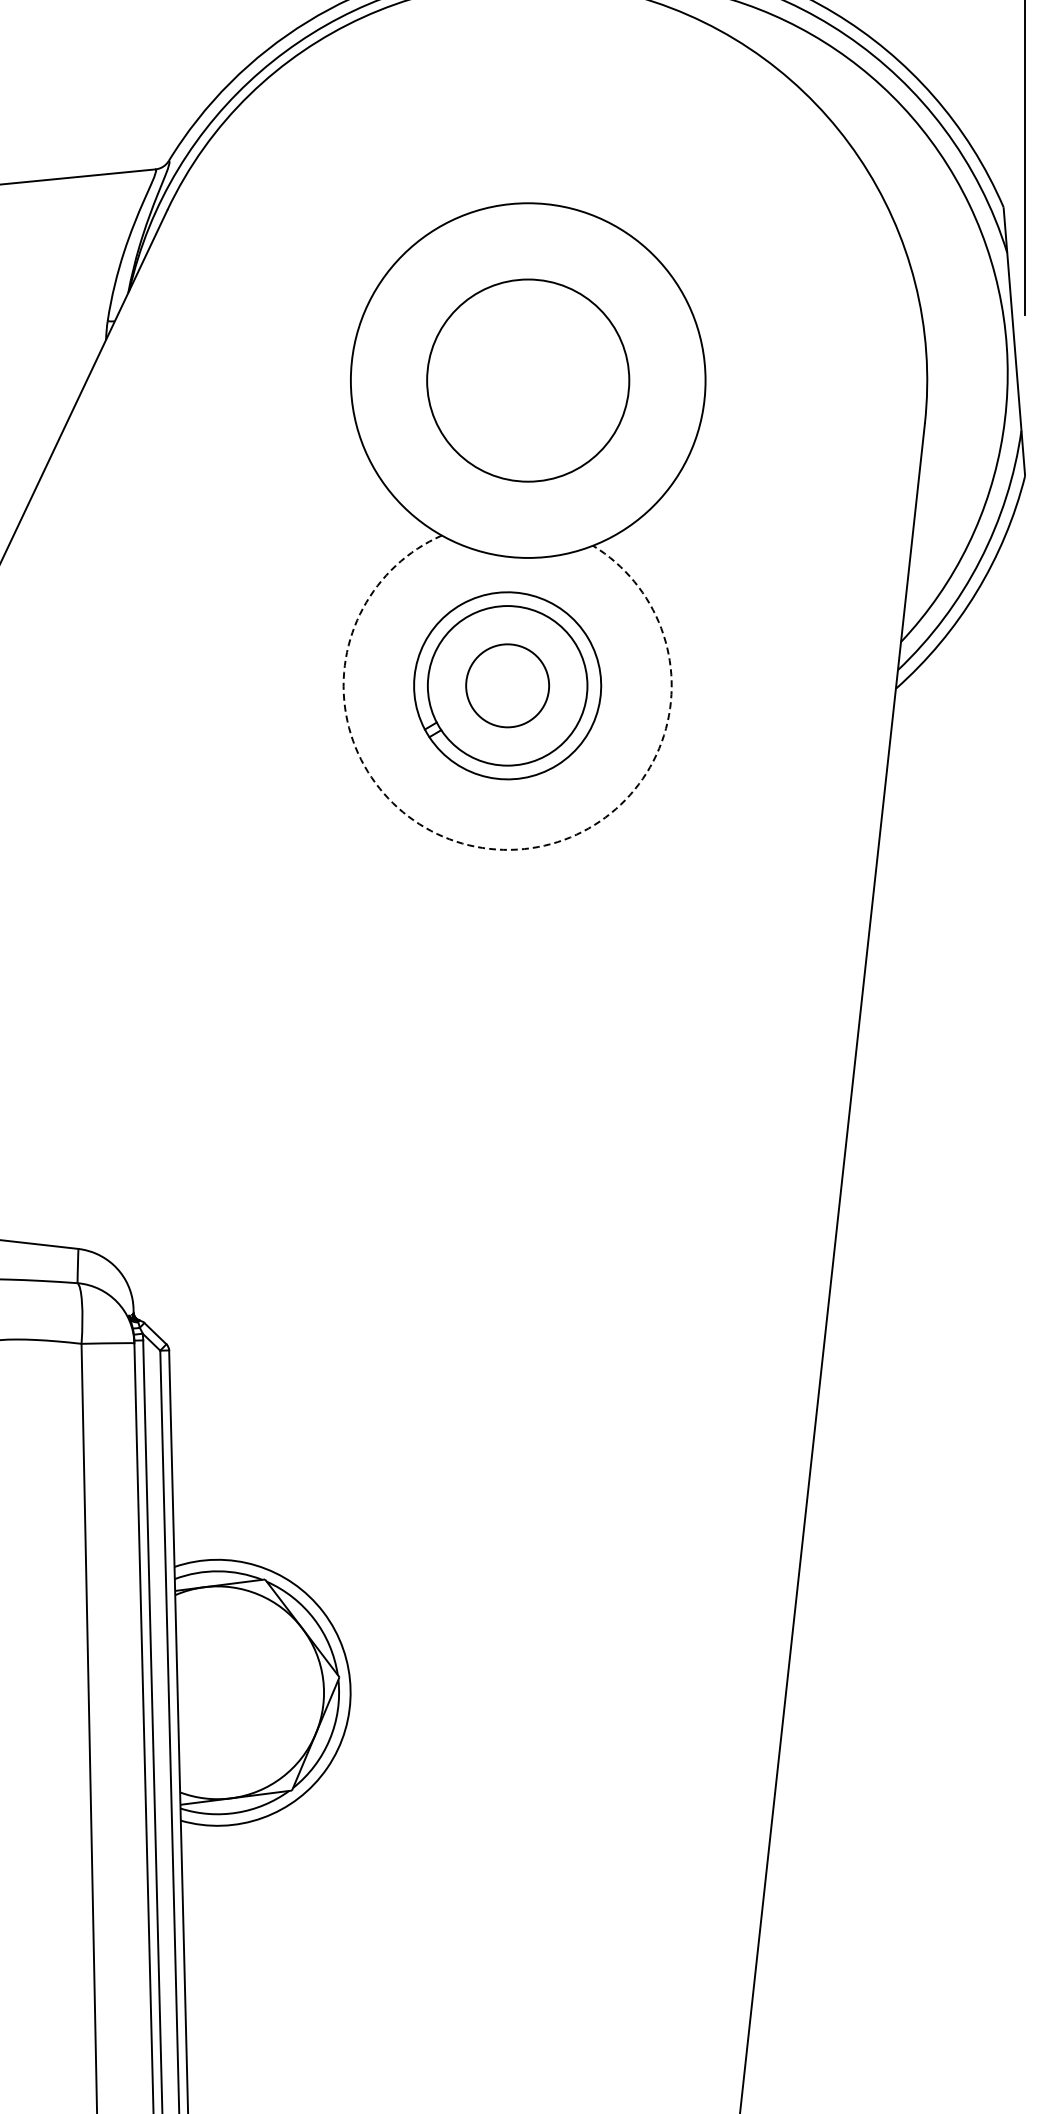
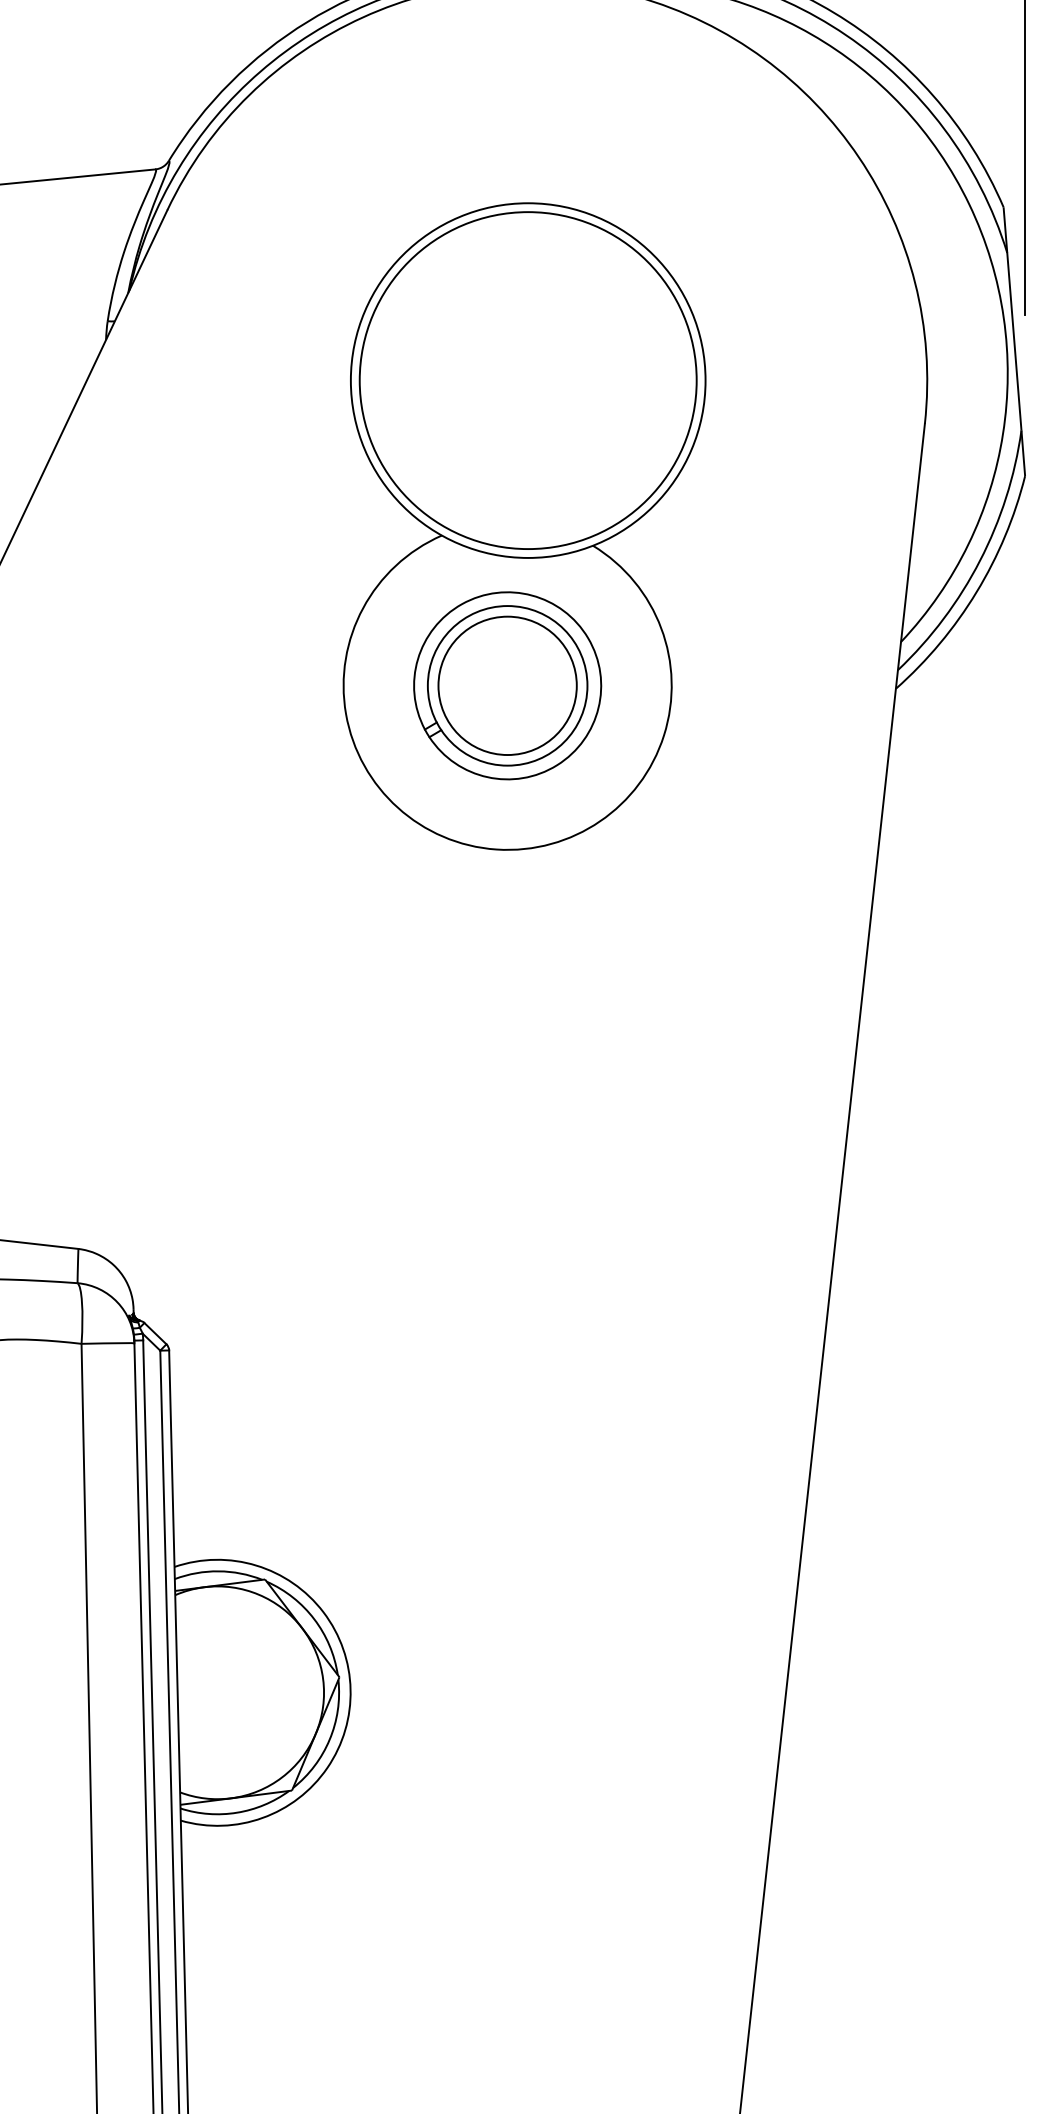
circle diameter: 202 px -> 337 px (527, 380)
circle diameter: 83 px -> 138 px (507, 685)
arc: dashed -> solid (496, 849)
